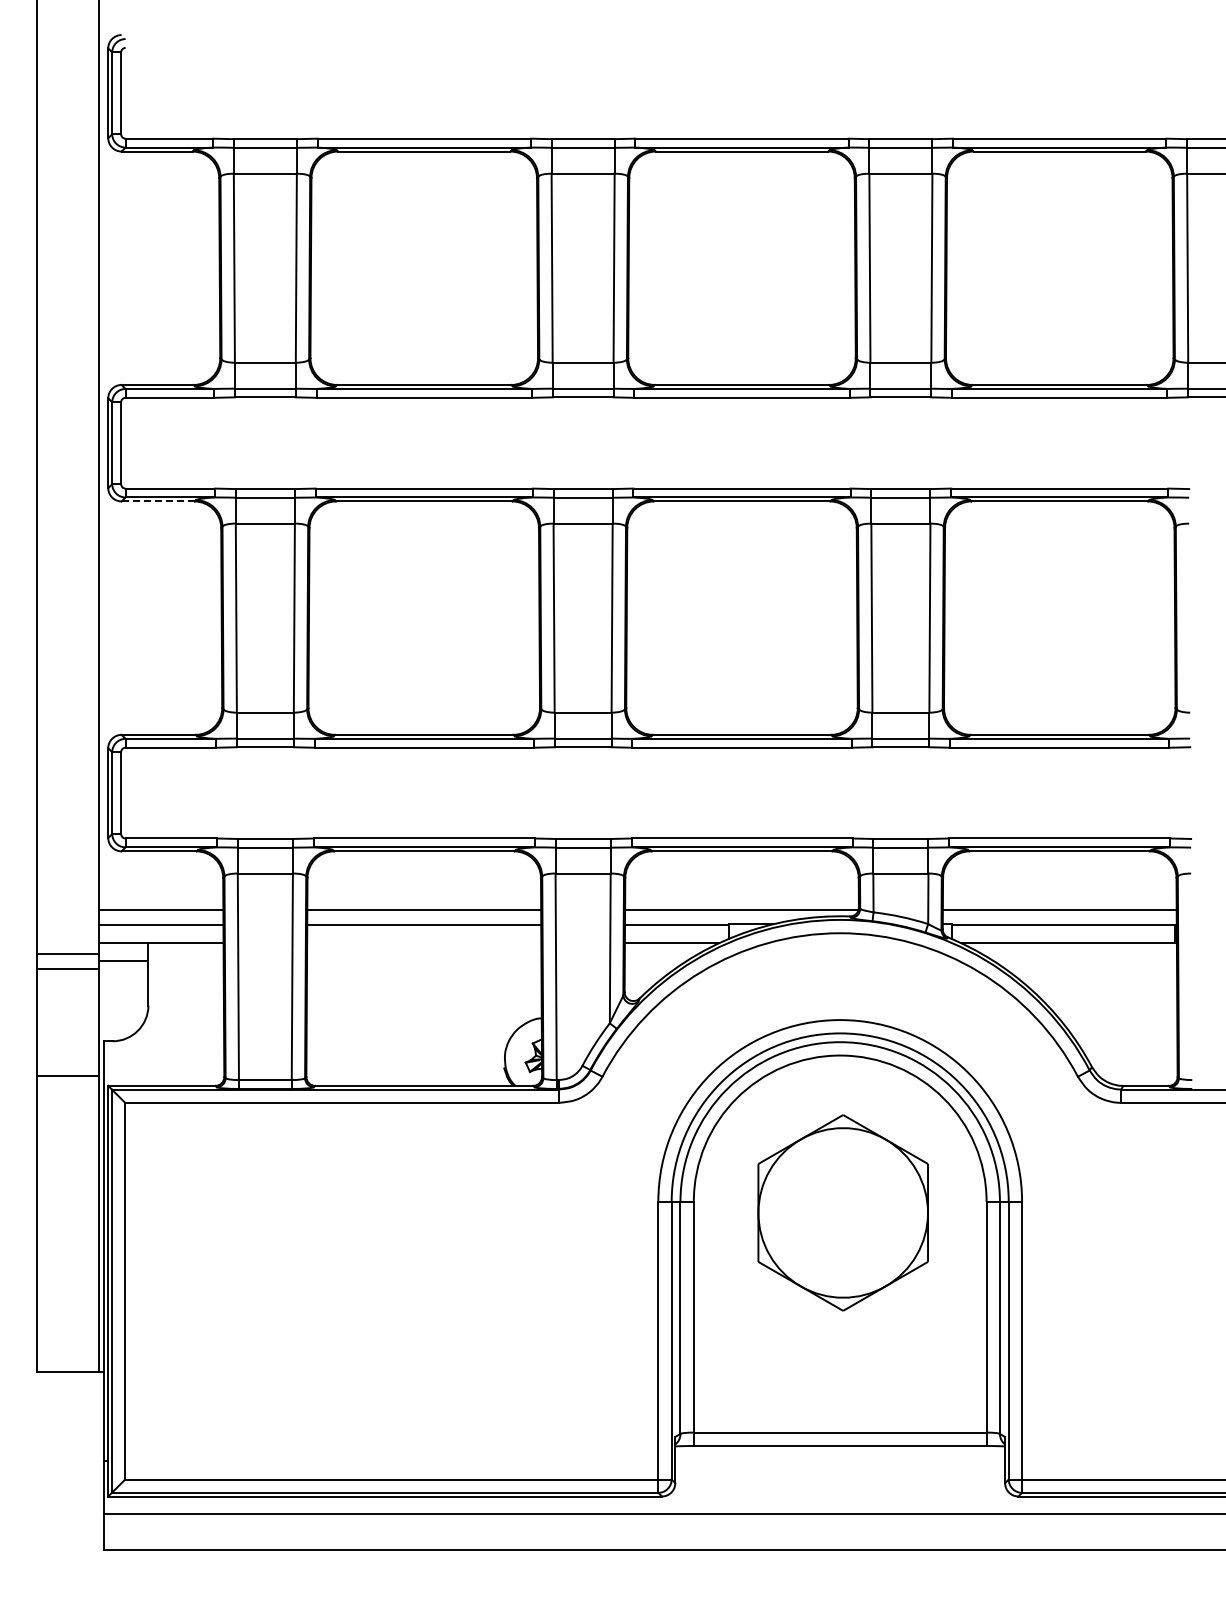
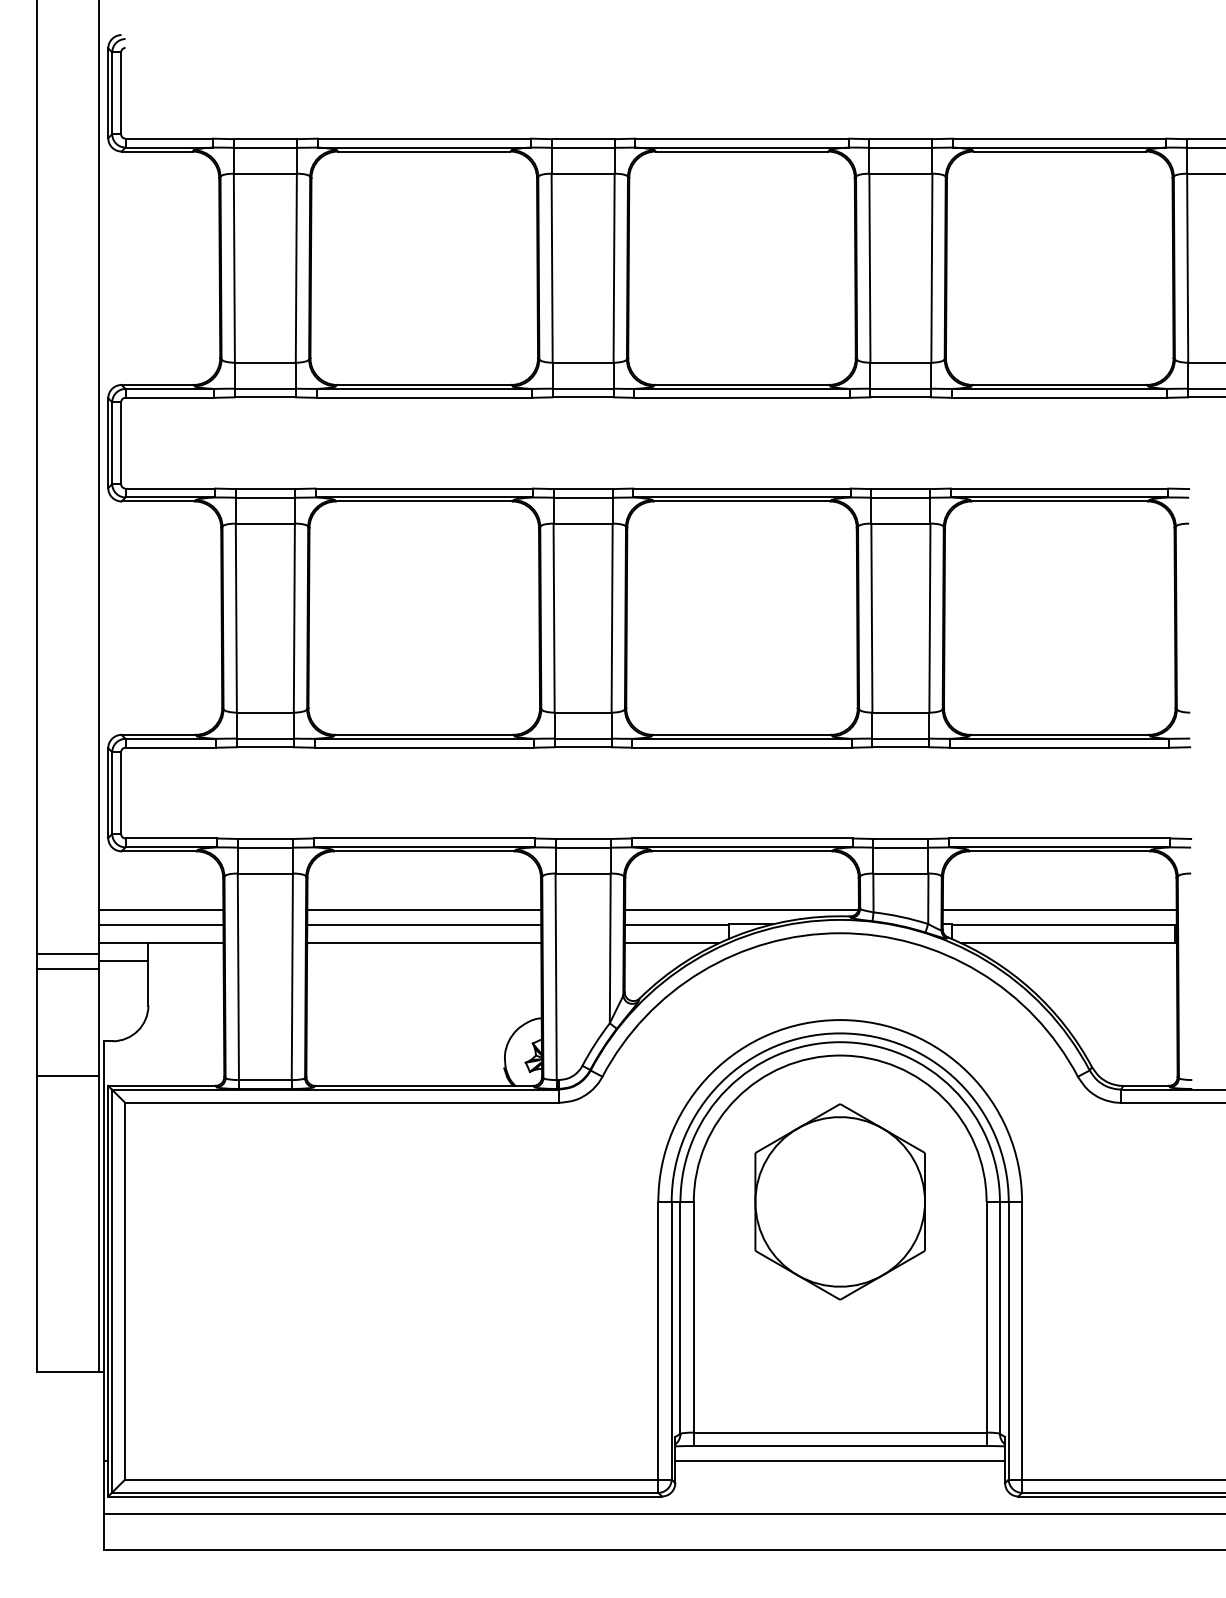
line: dashed -> solid (158, 501)
line: none -> present (424, 943)
part position: (842, 1212) -> (839, 1201) (839, 1201)
line: none -> present (840, 1460)
